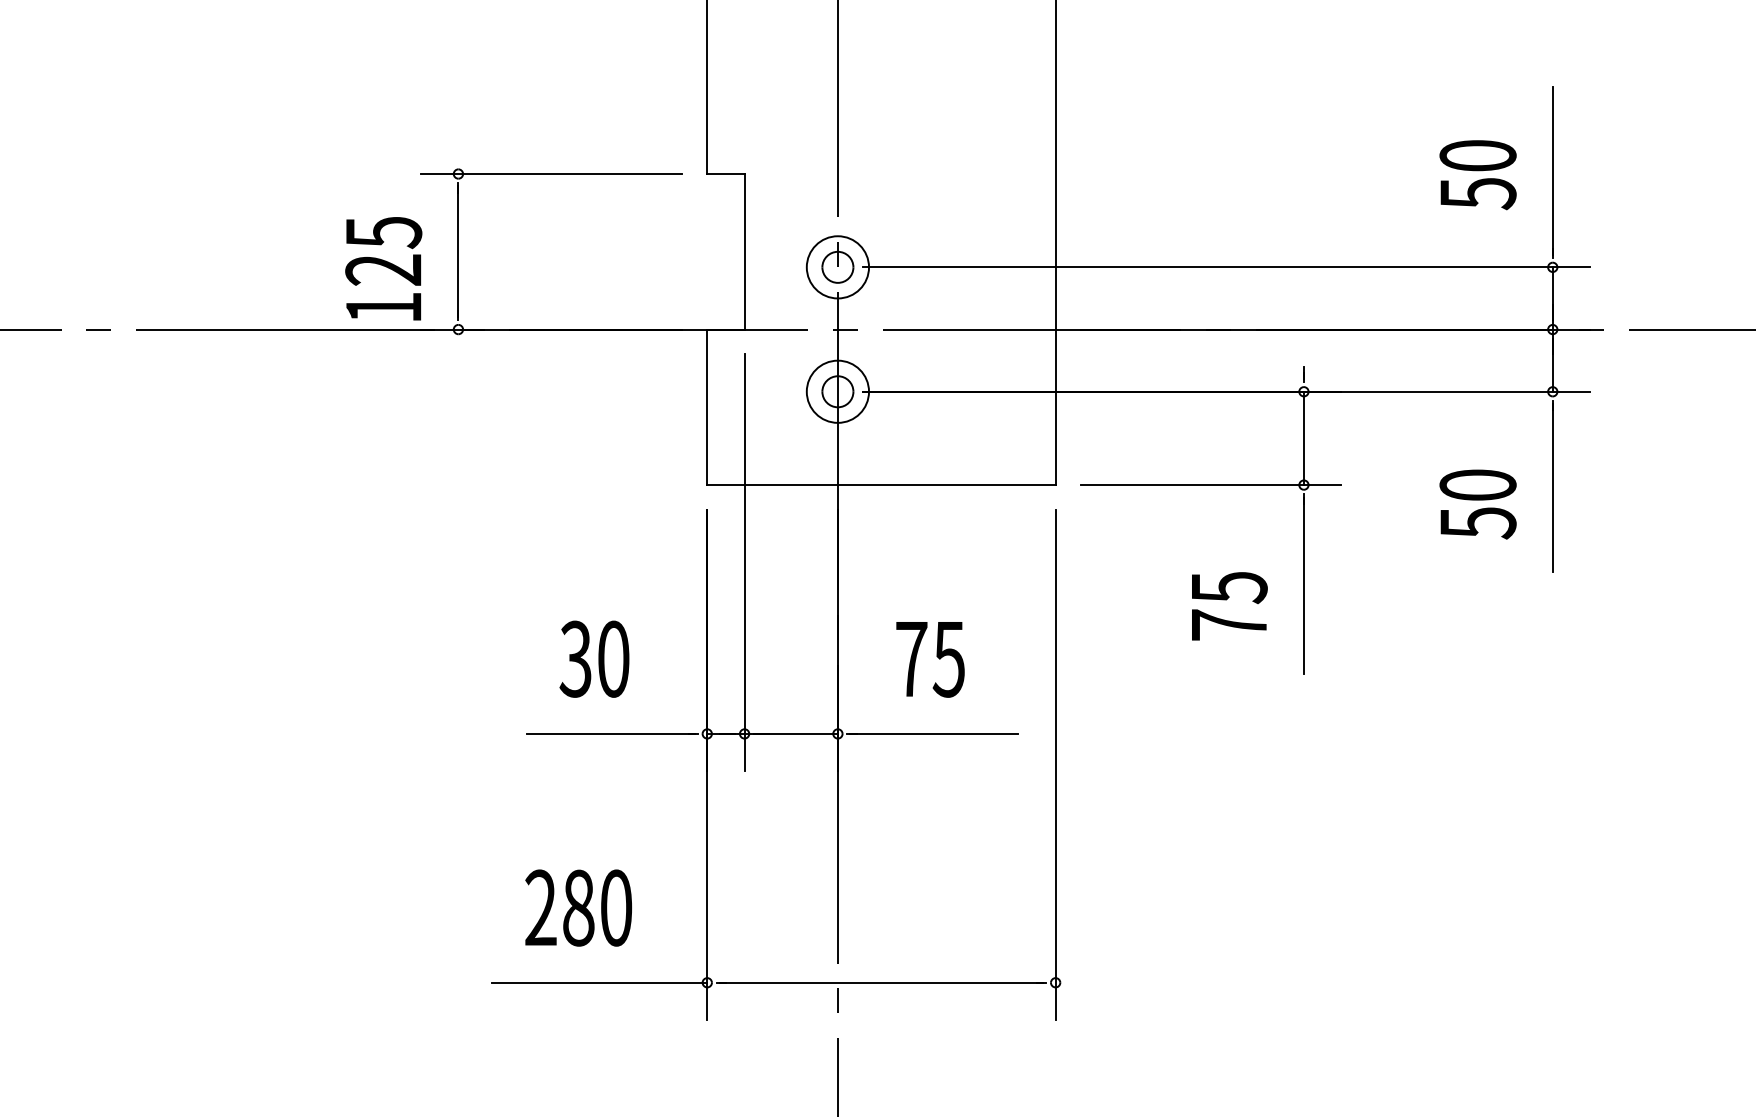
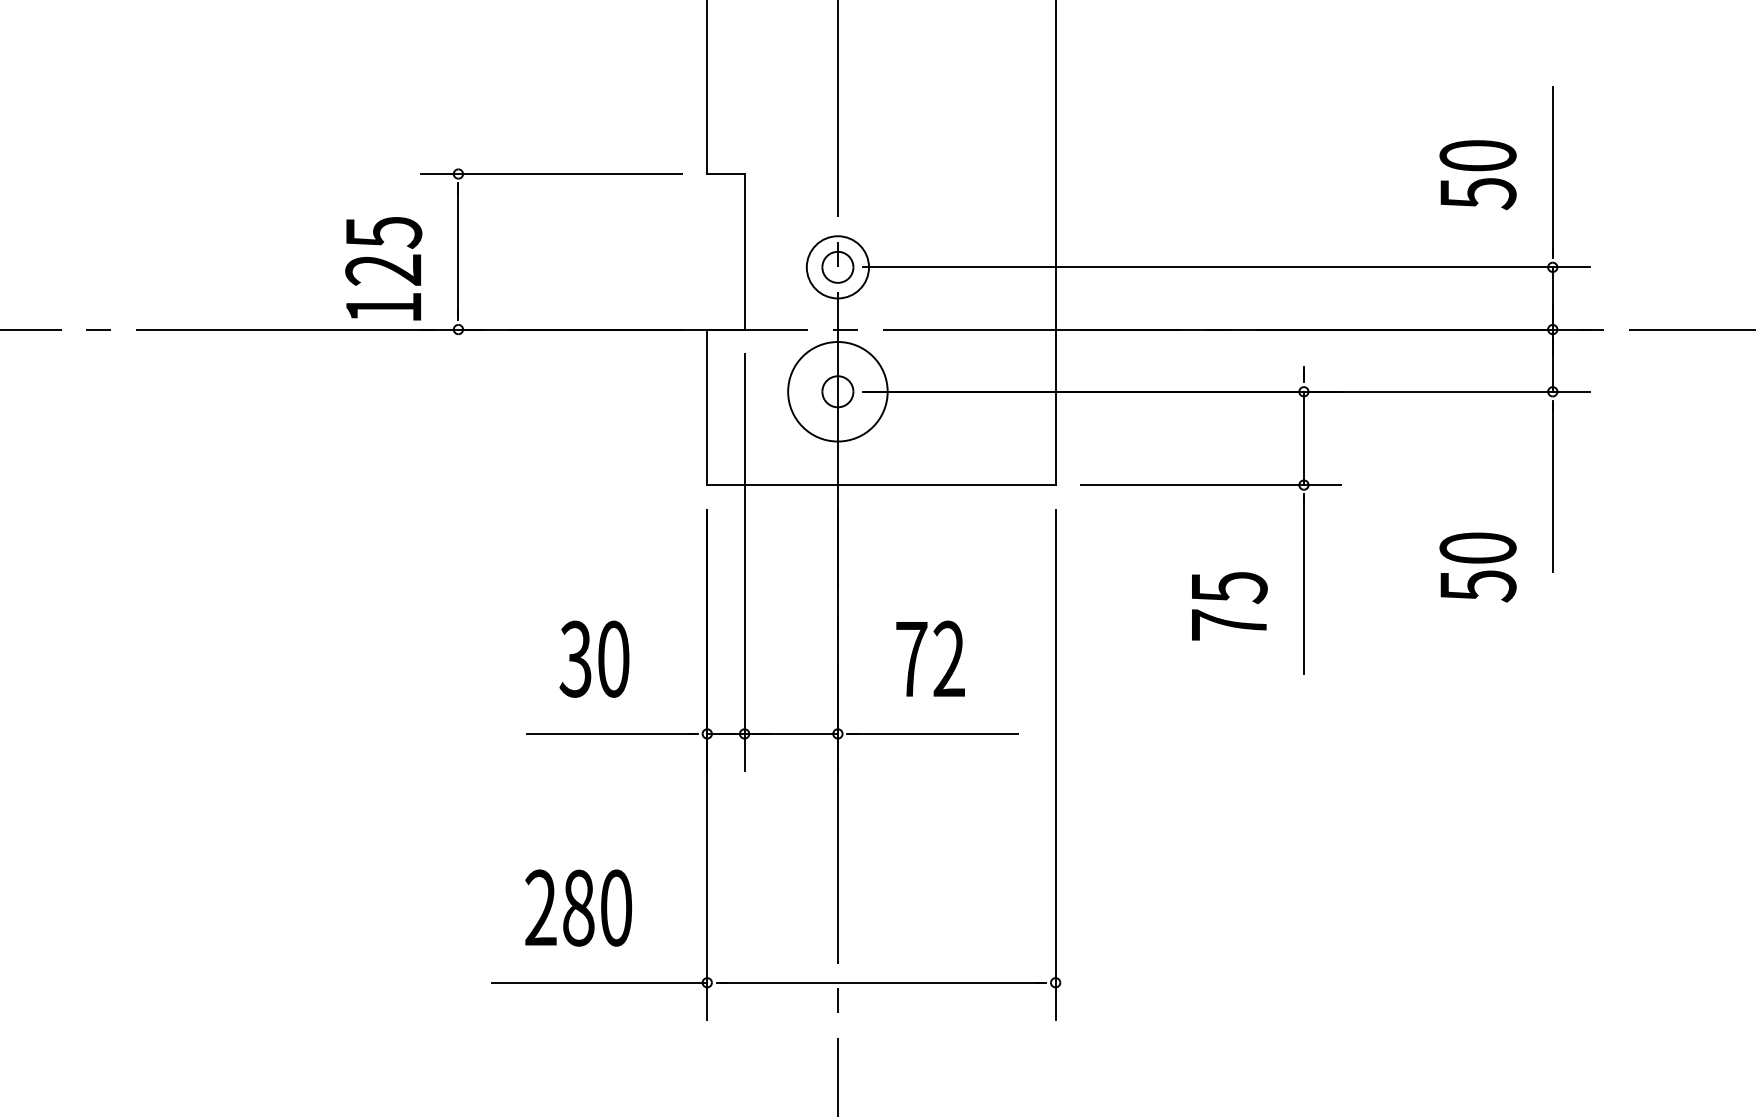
circle diameter: 62 px -> 100 px (837, 391)
text position: (1477, 504) -> (1477, 567) (1477, 567)
text: 75 -> 72 (948, 658)
